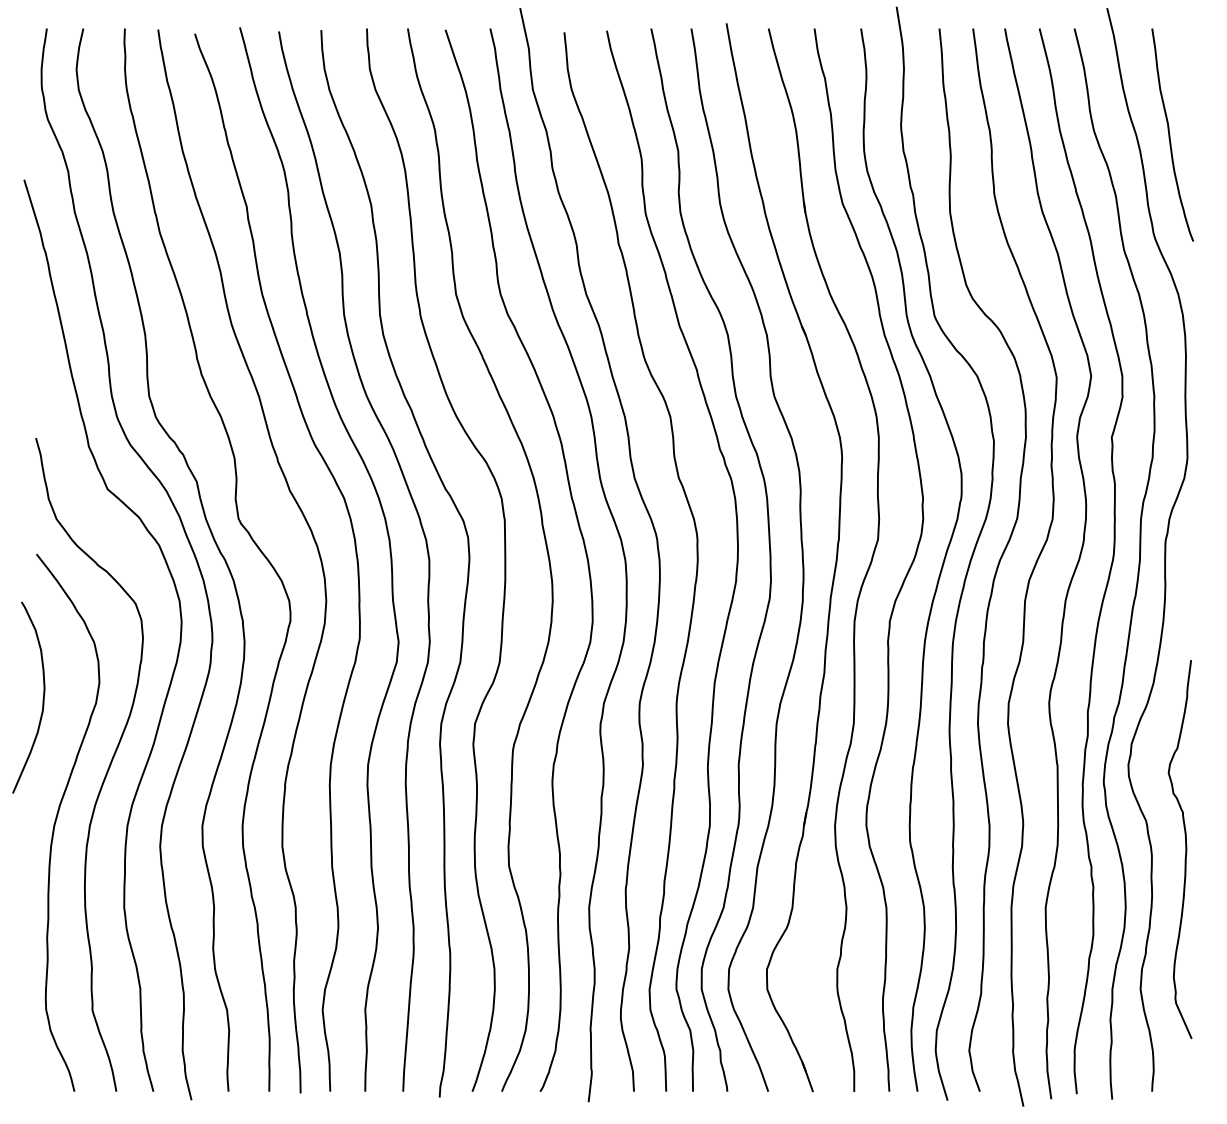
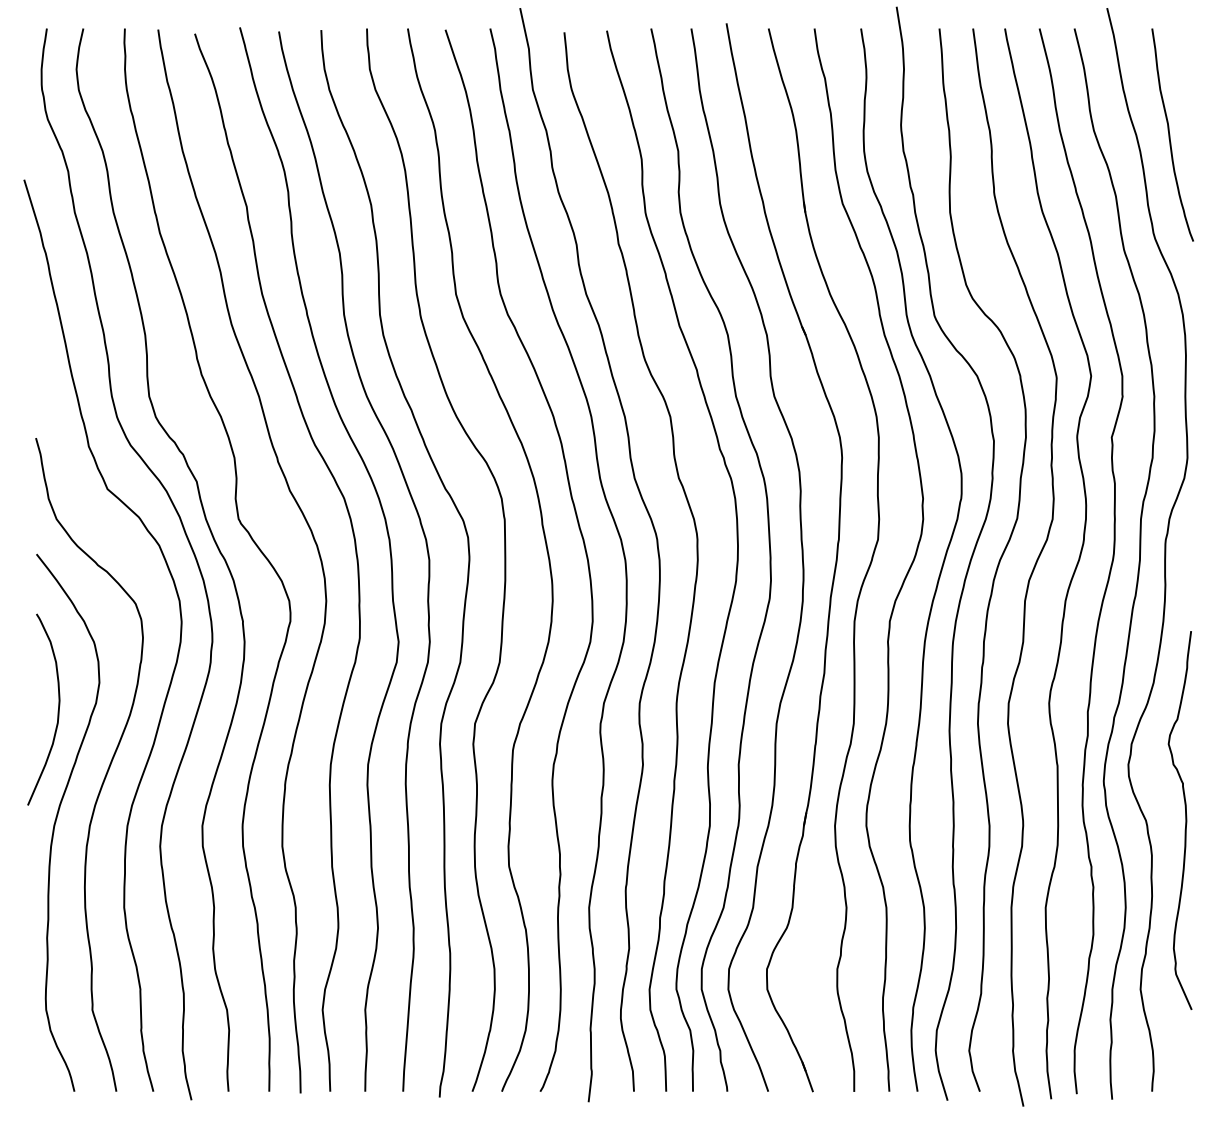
curve position: (42, 698) -> (57, 710) (57, 710)
curve position: (1185, 849) -> (1185, 820) (1185, 820)
